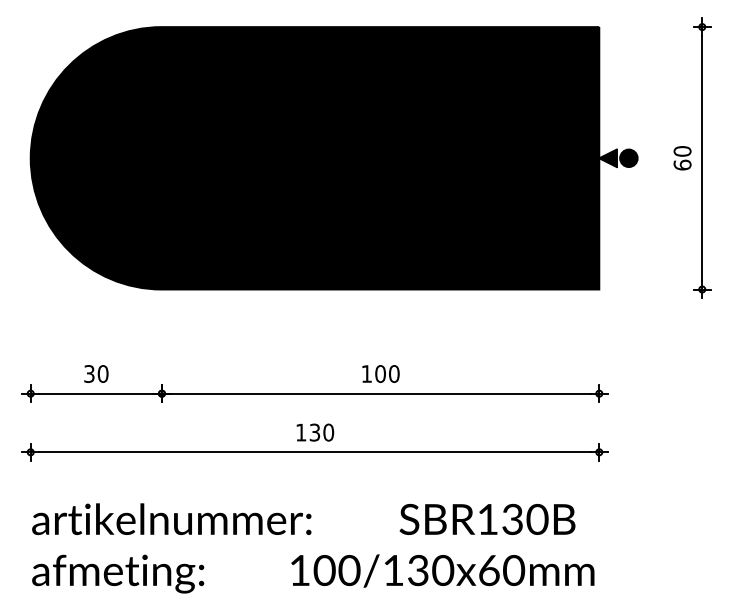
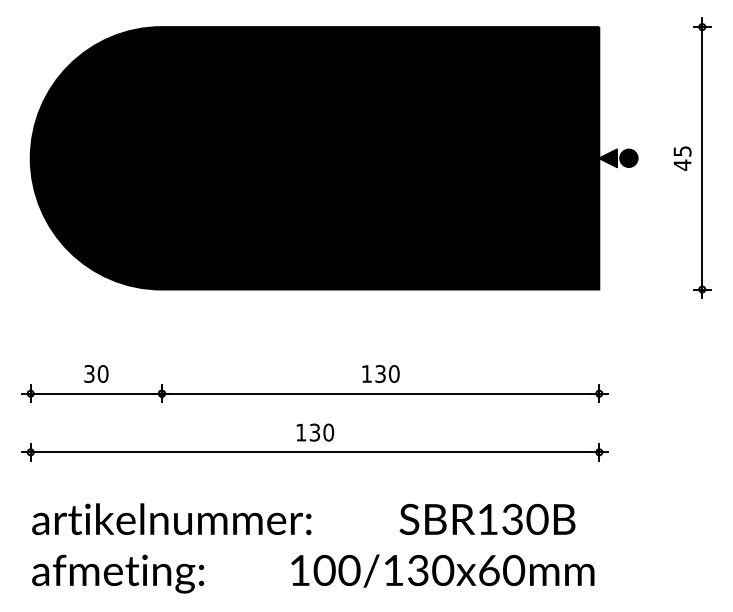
text: 60 -> 45 (682, 158)
text: 100 -> 130 (380, 373)
